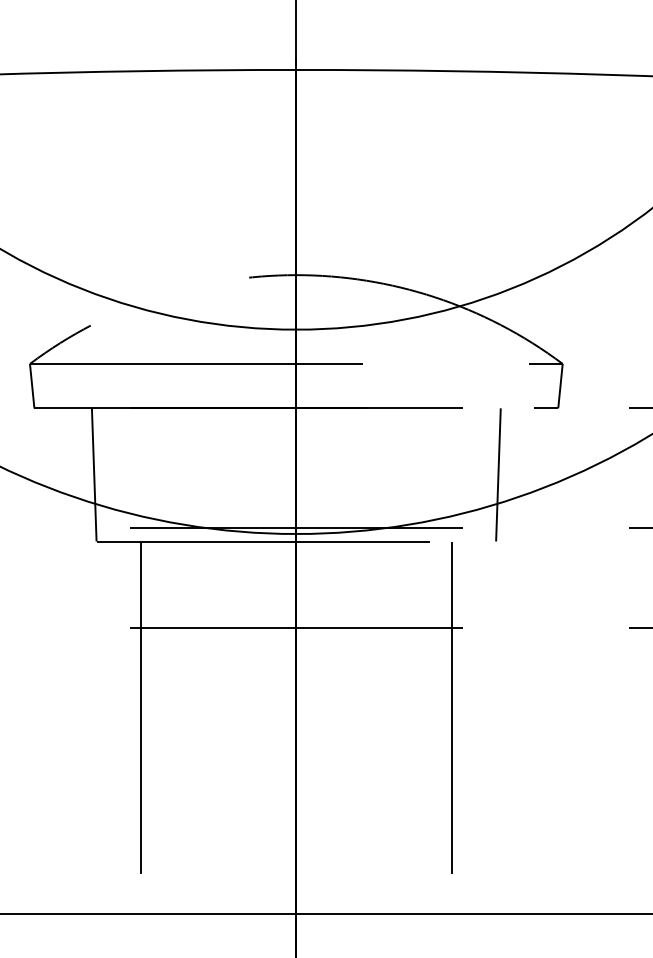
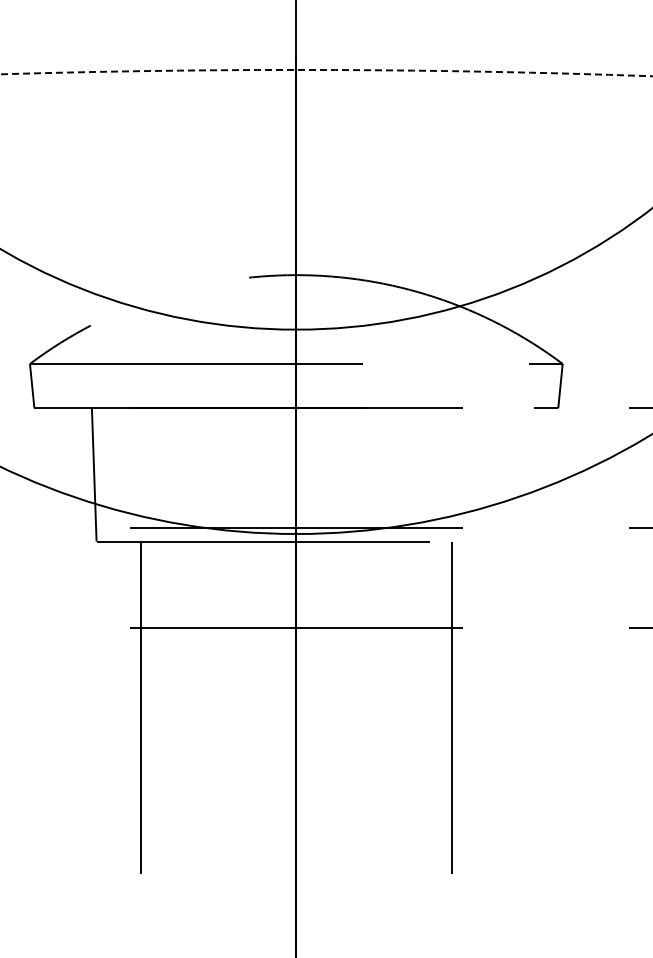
arc: solid -> dashed (325, 70)
line: present -> none (498, 474)
line: present -> none (325, 914)
